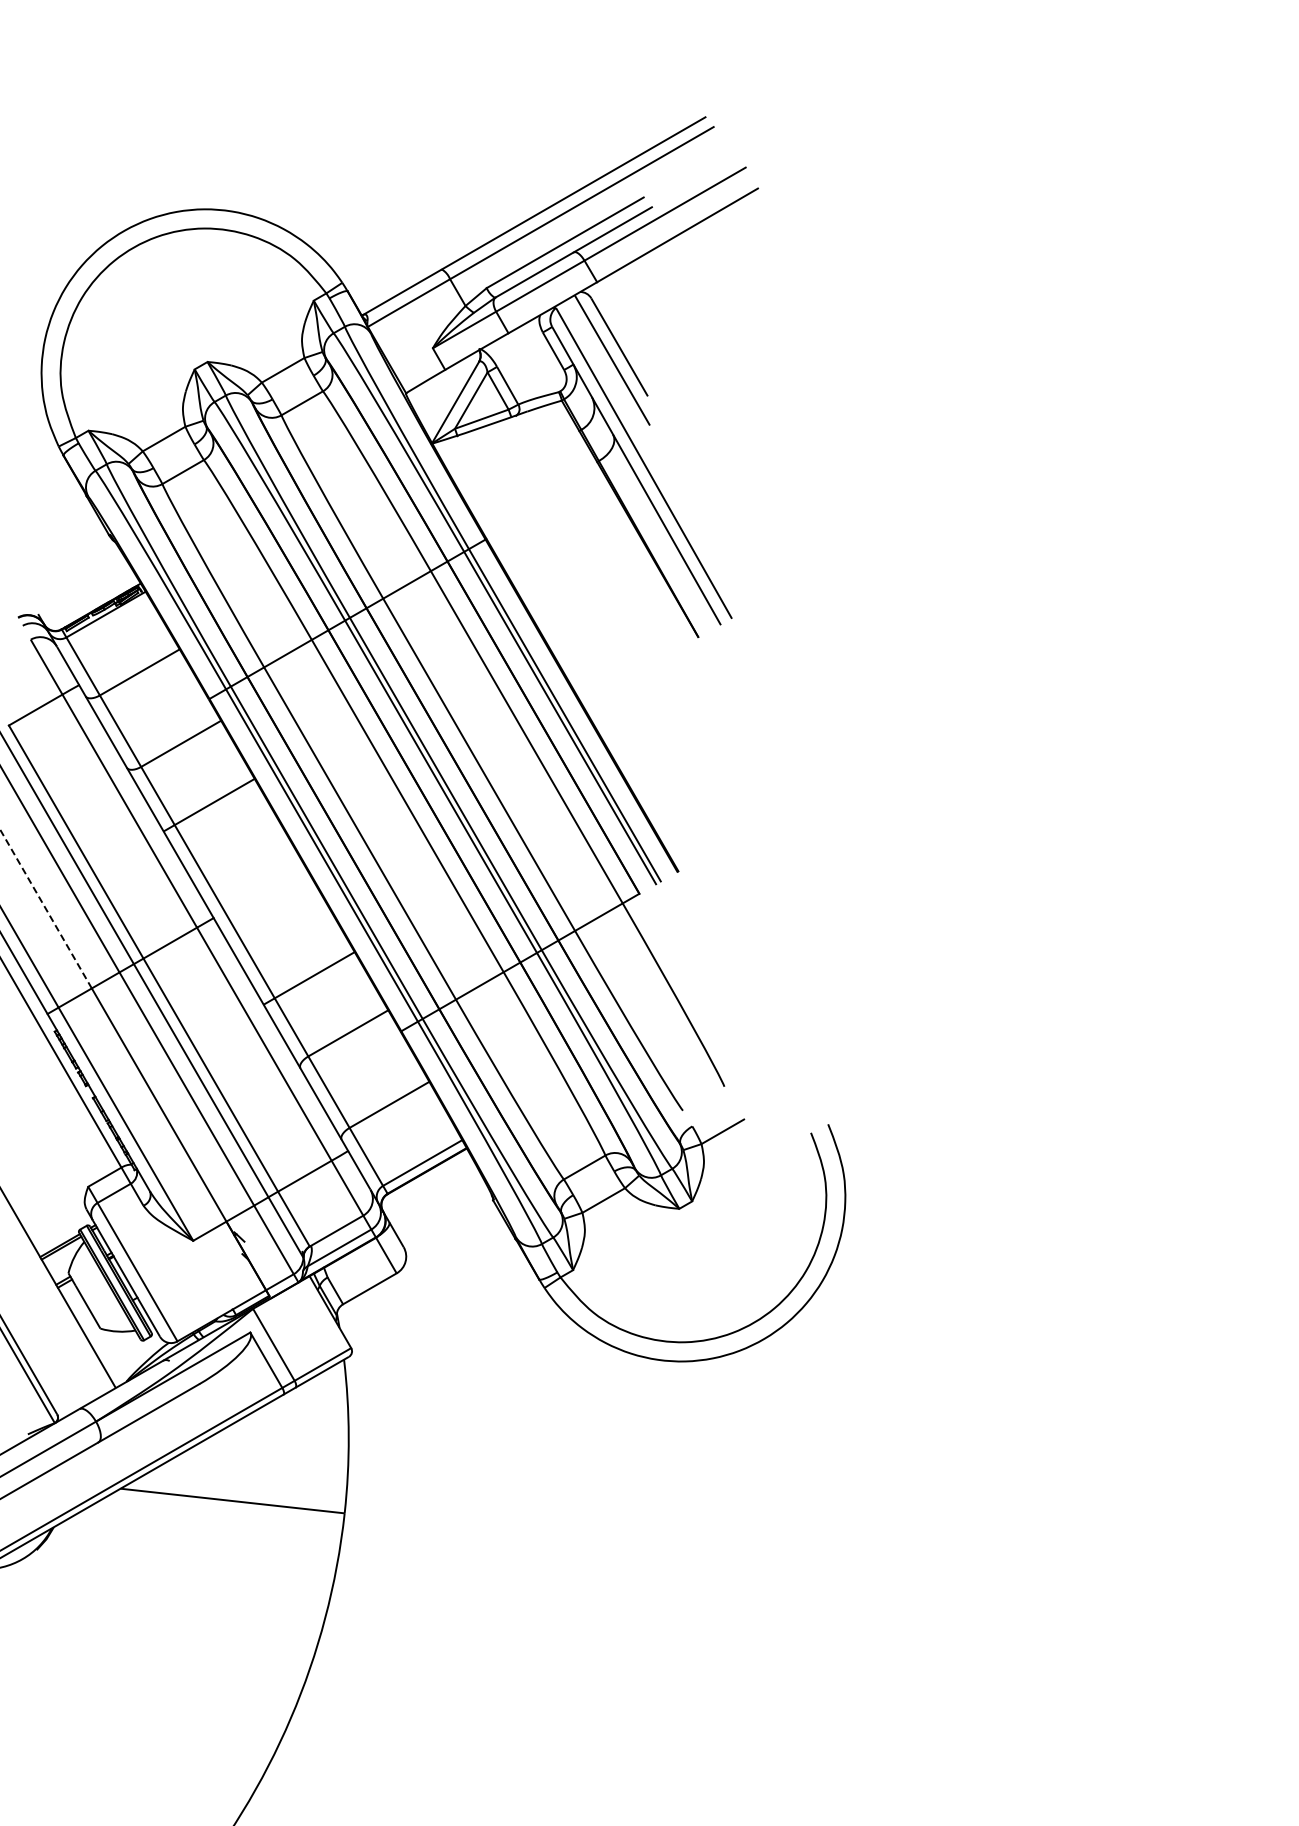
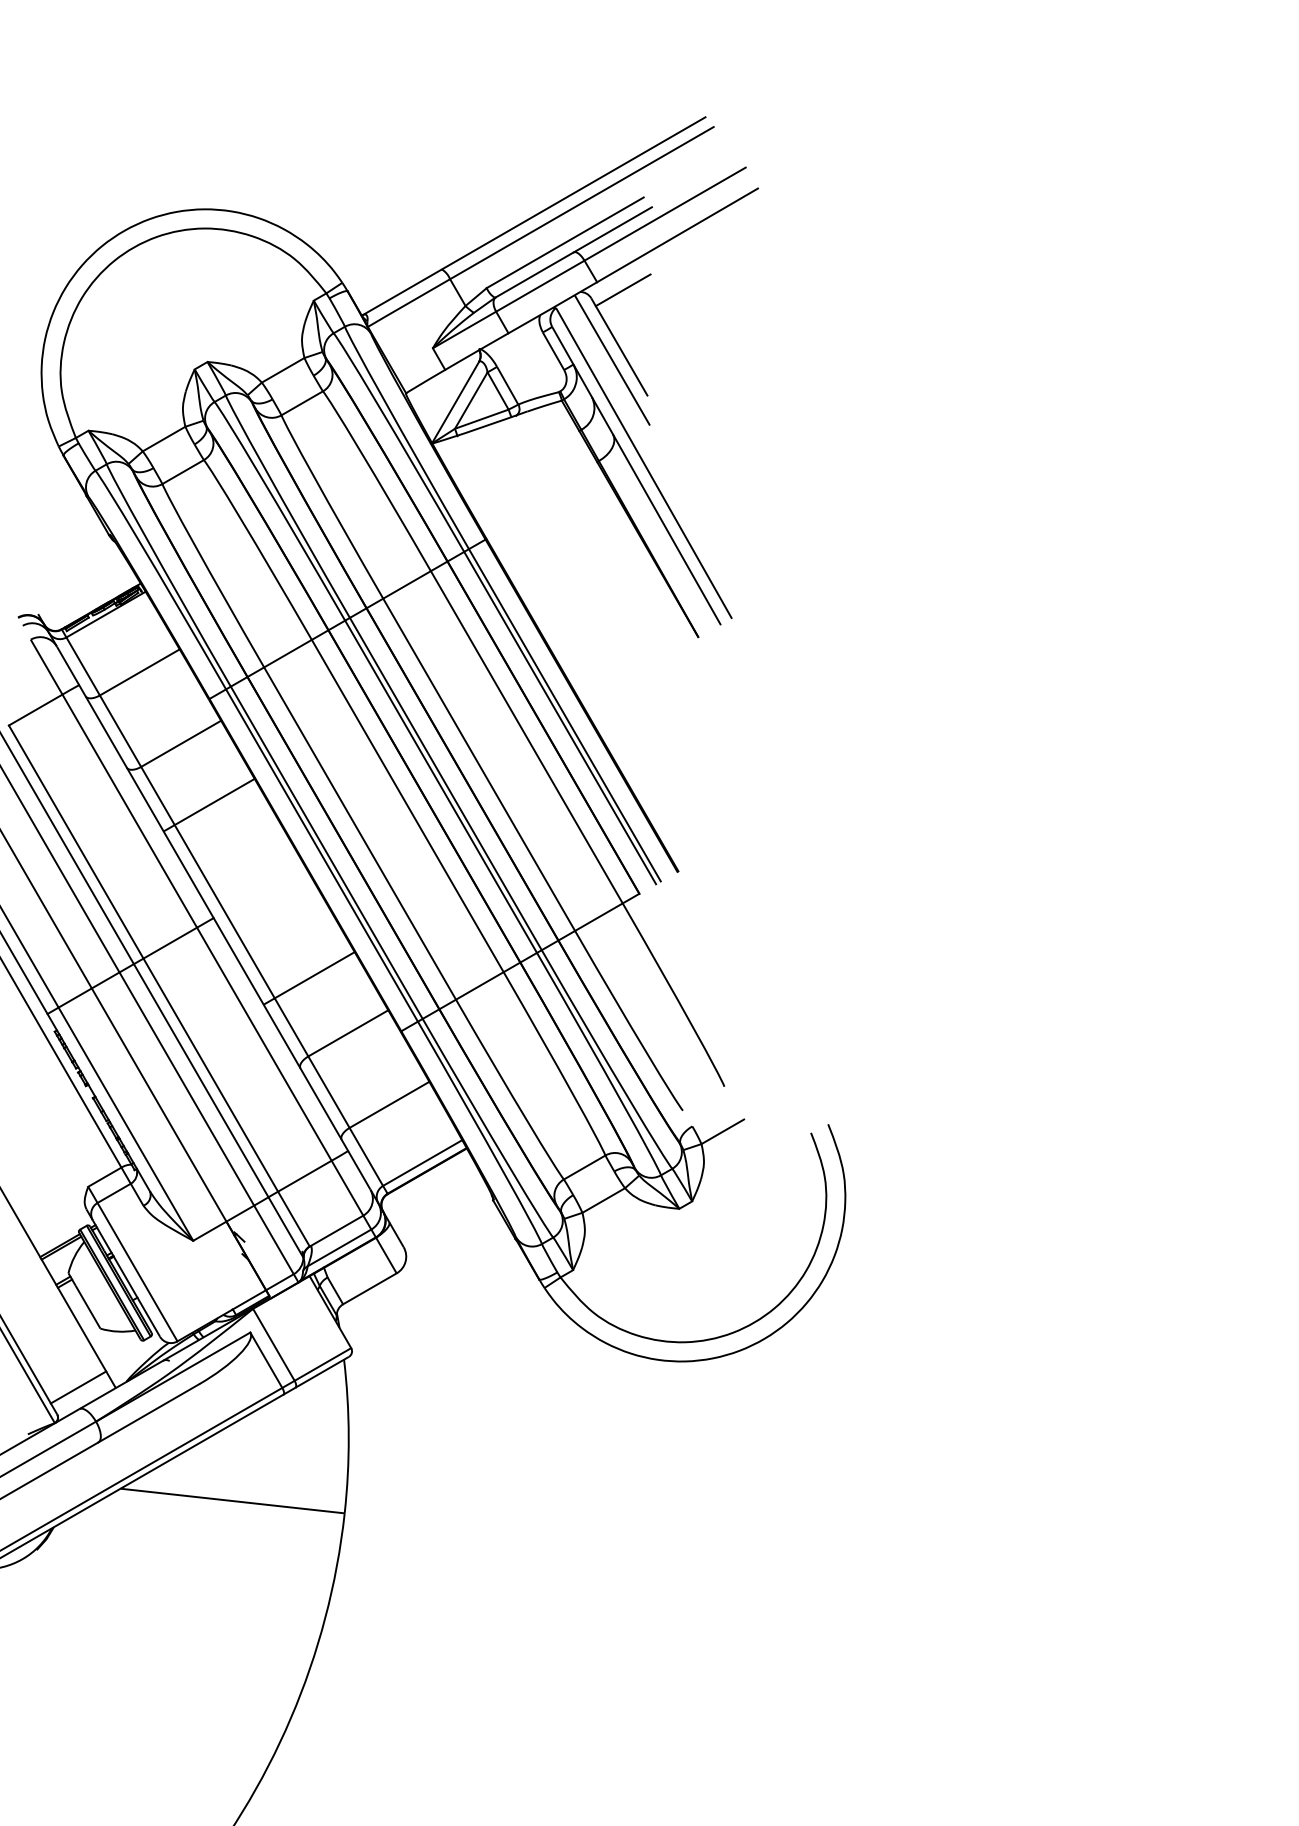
line: none -> present (622, 290)
line: dashed -> solid (45, 908)
line: none -> present (78, 1387)
